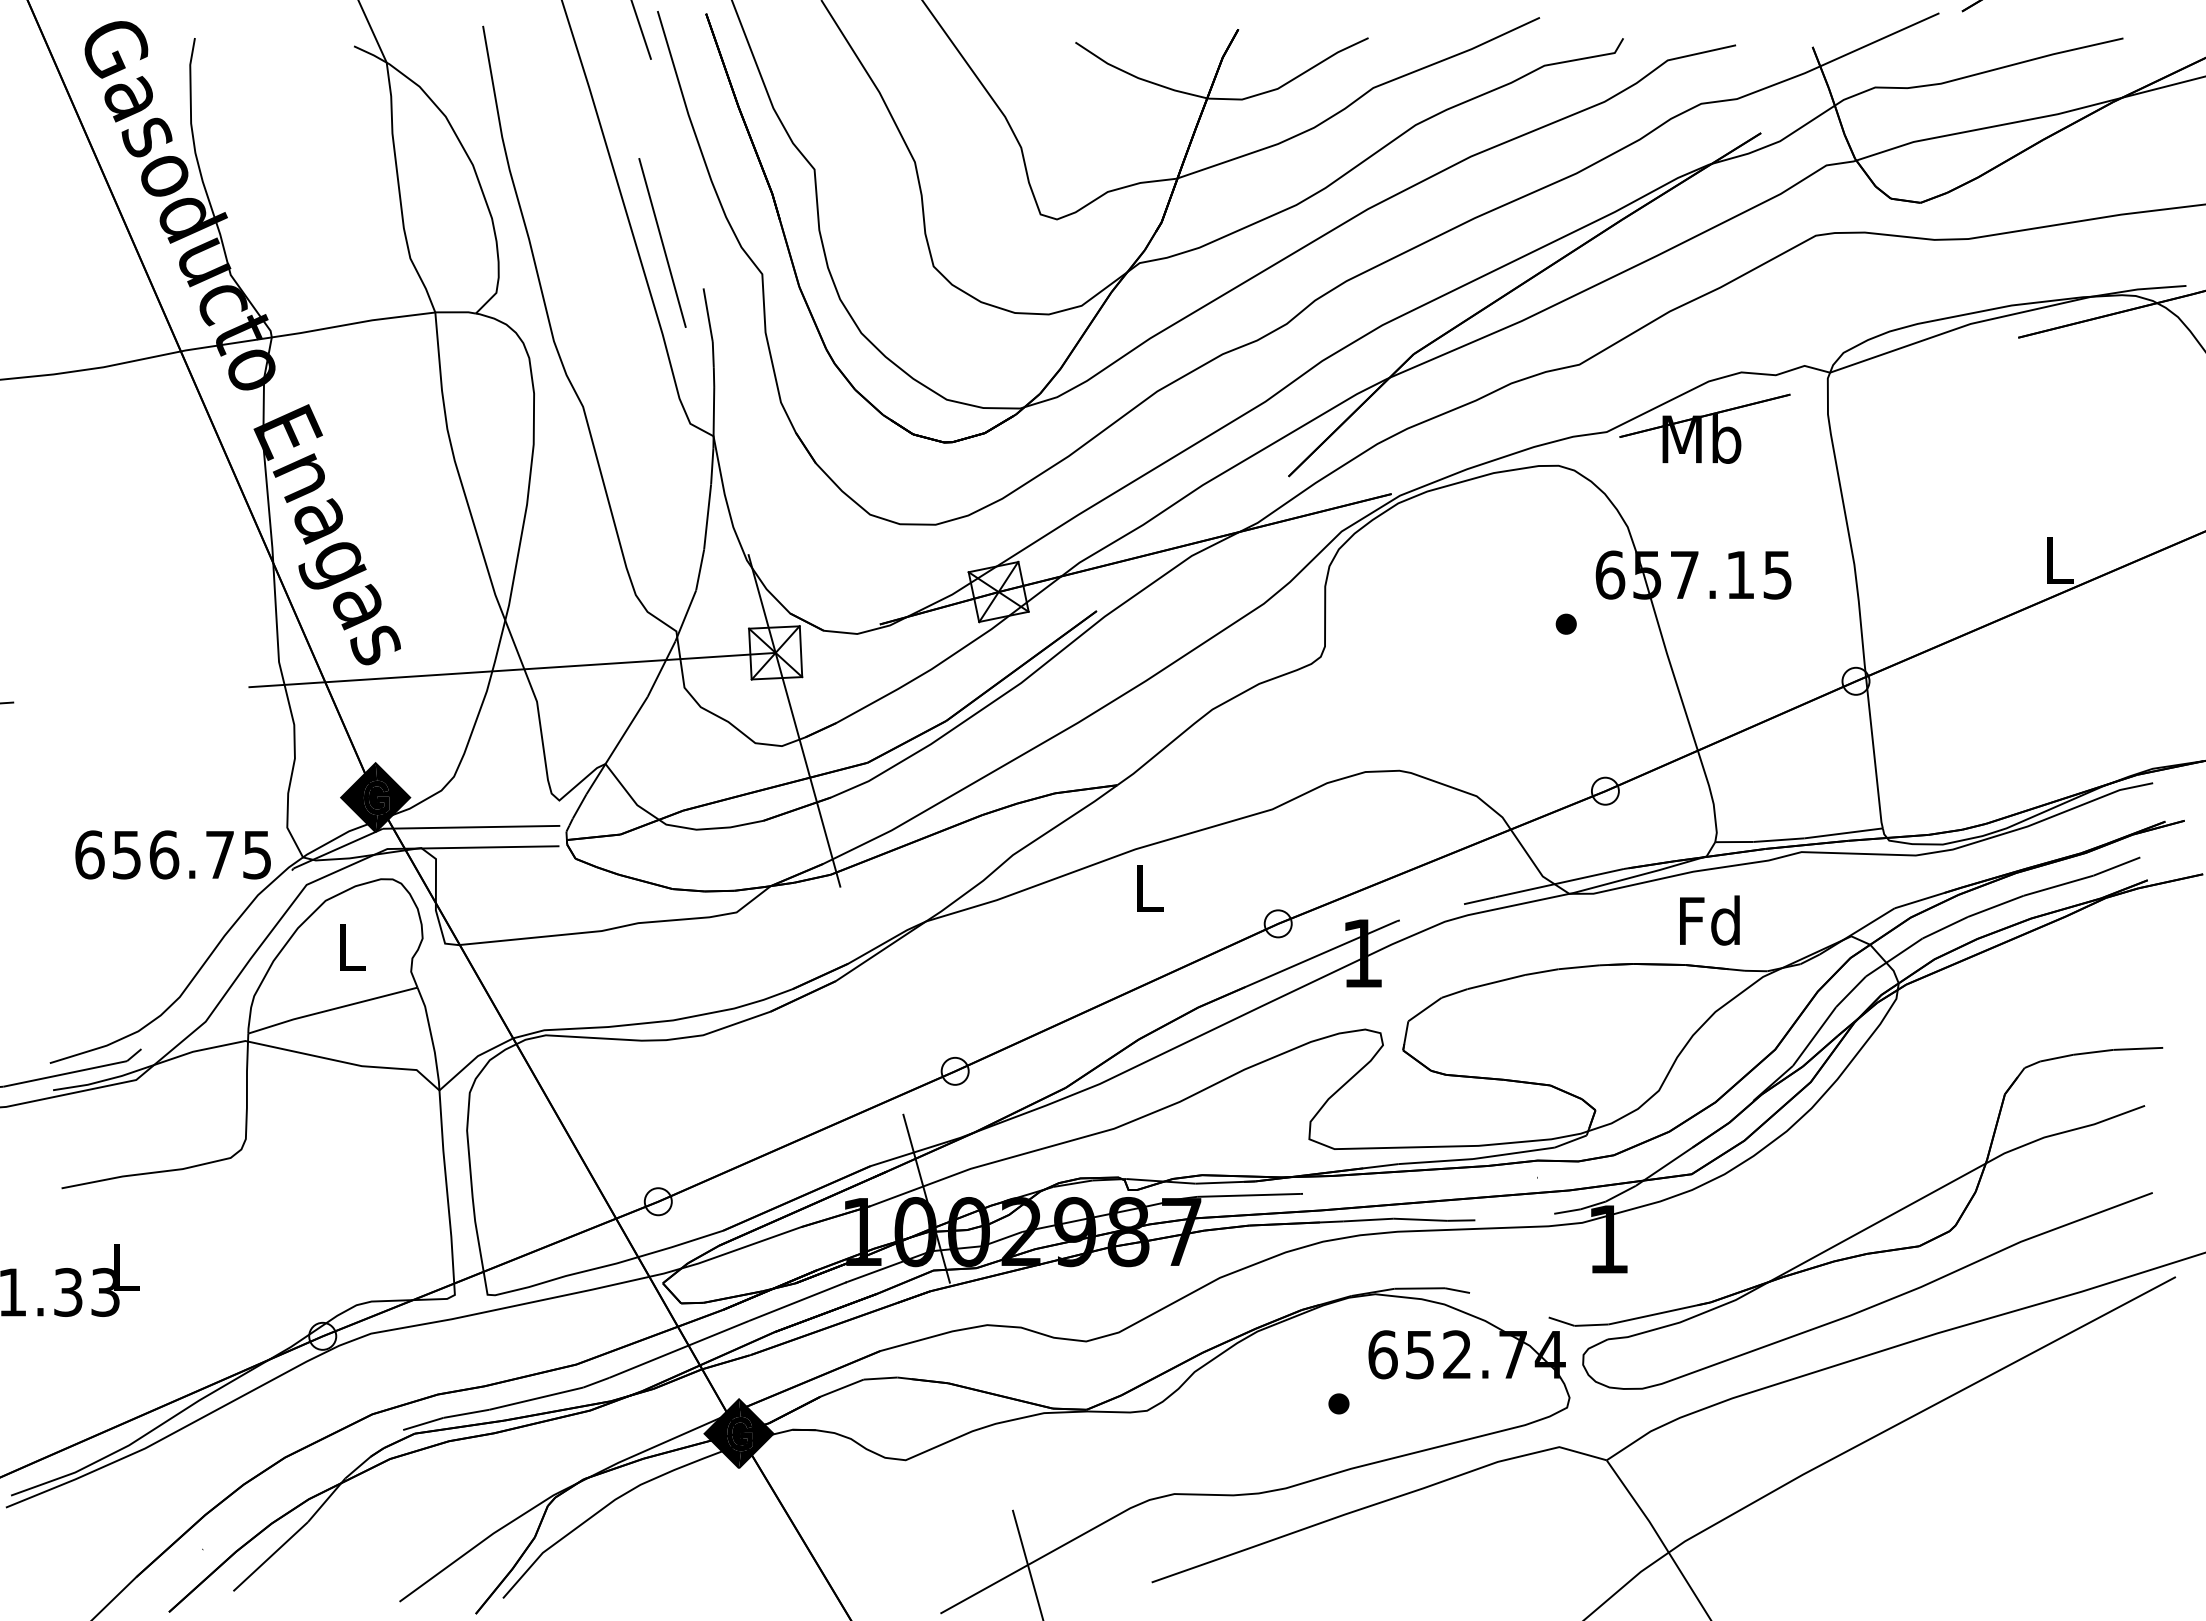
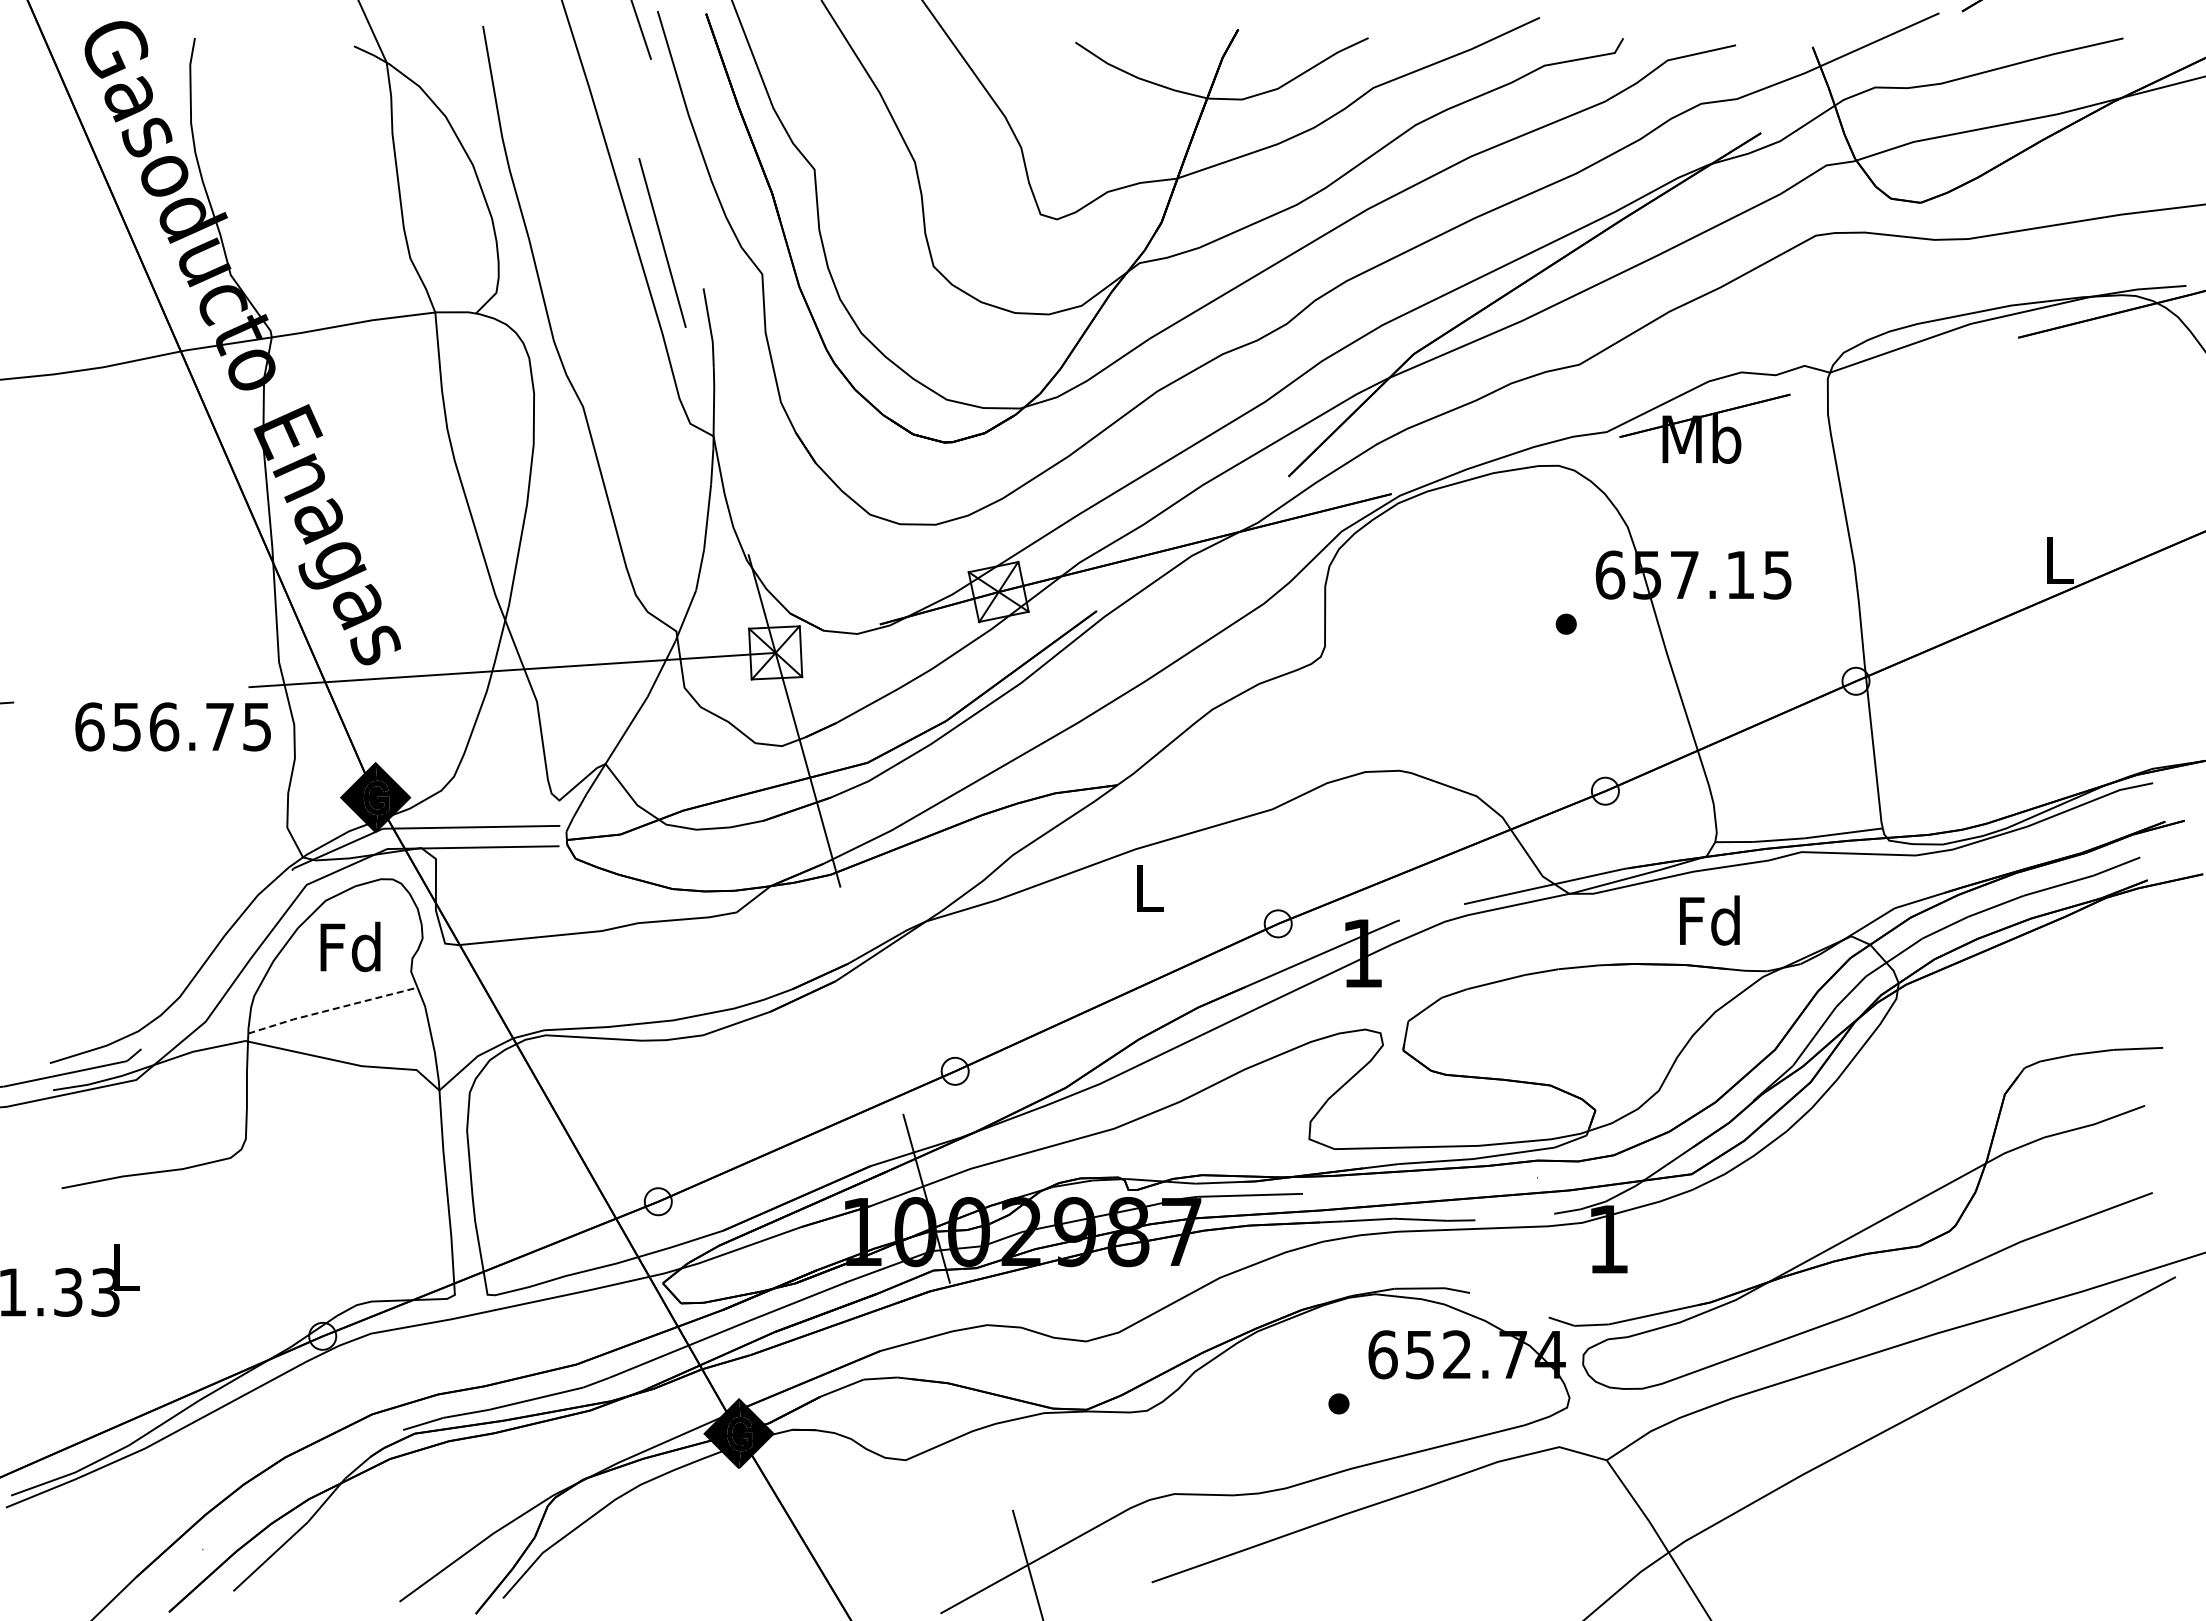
text position: (172, 854) -> (172, 726) (172, 726)
text: L -> Fd (350, 946)
line: solid -> dashed (331, 1009)
